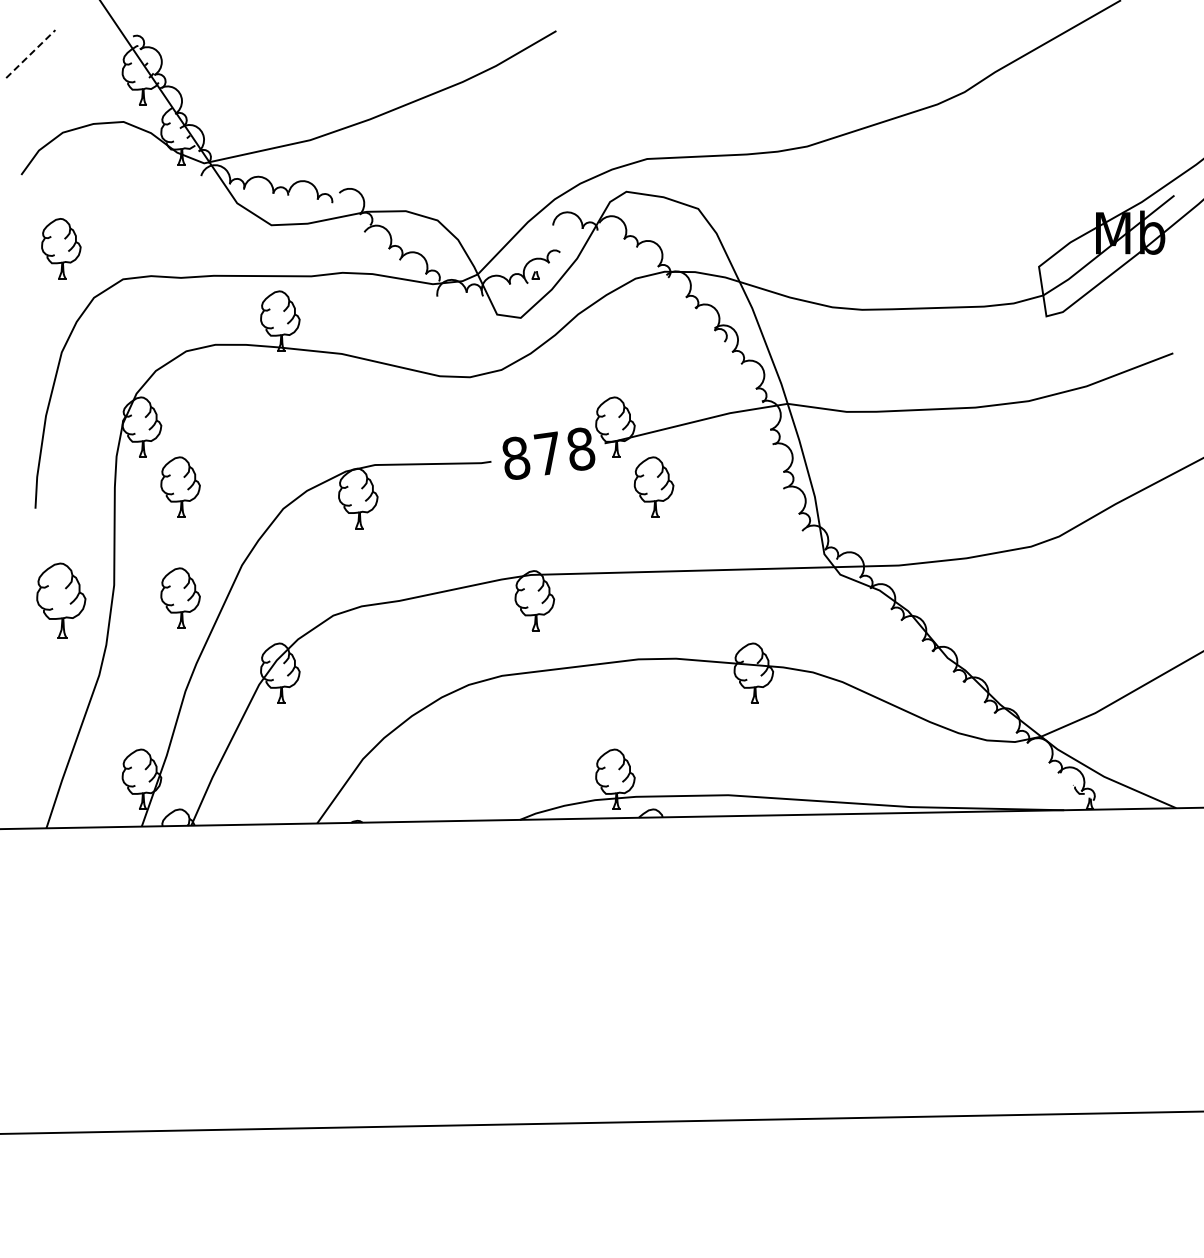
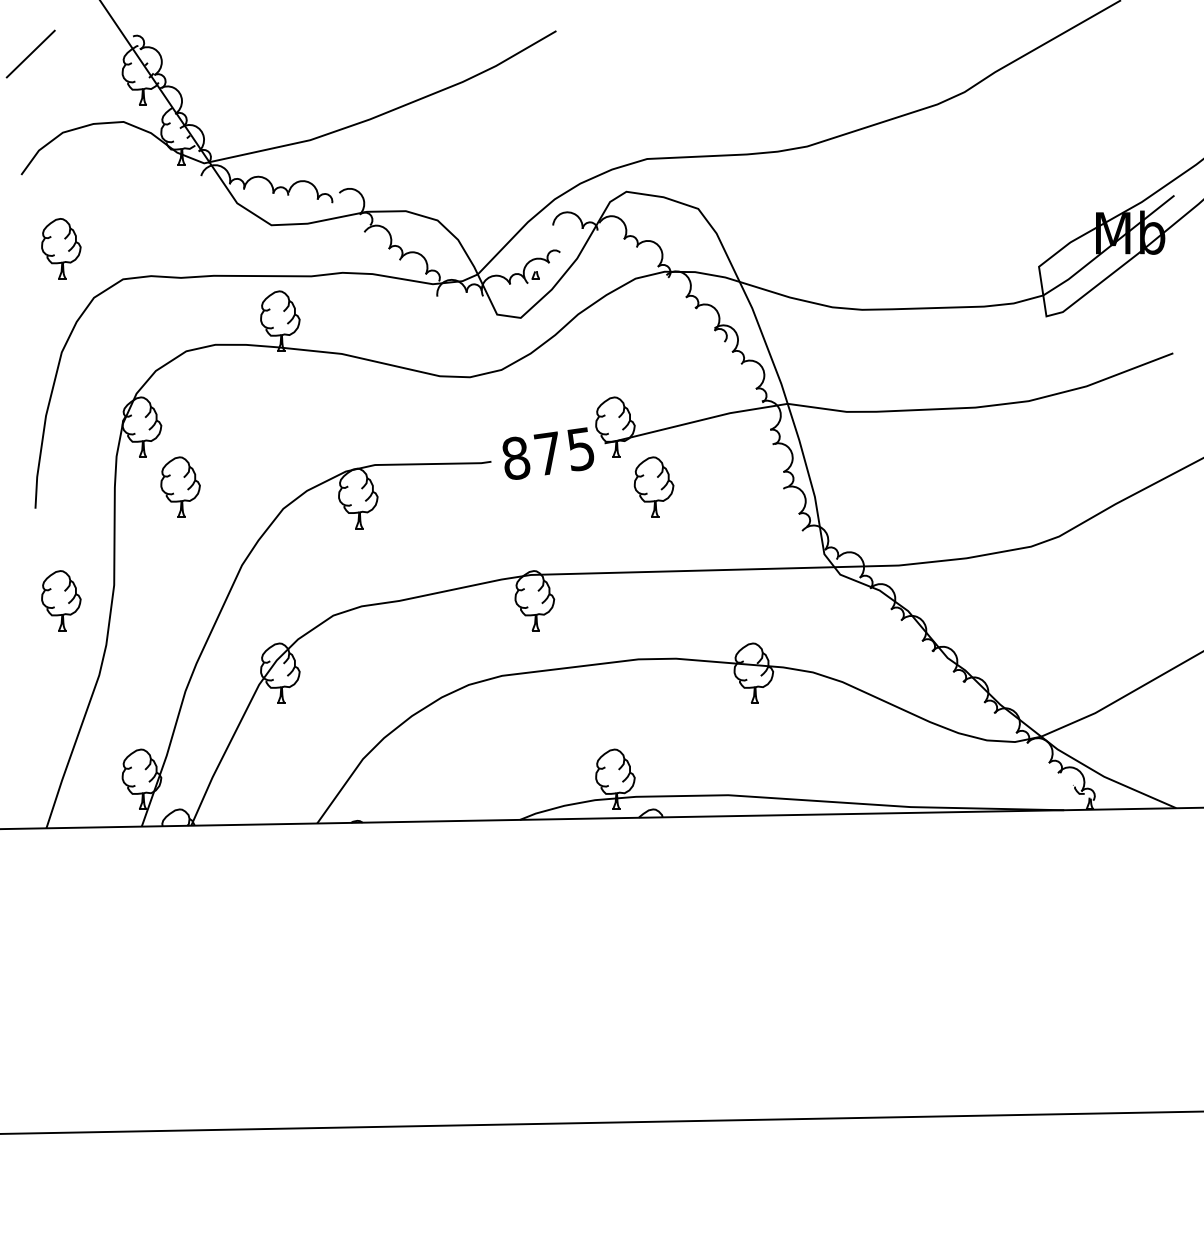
line: dashed -> solid (31, 53)
text: 878 -> 875 (581, 449)
part: present -> none (180, 597)
part size: 51x77 px -> 41x62 px (61, 600)
